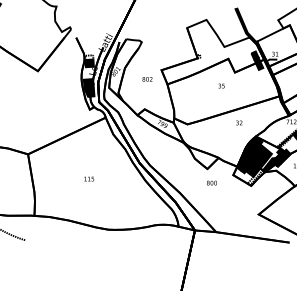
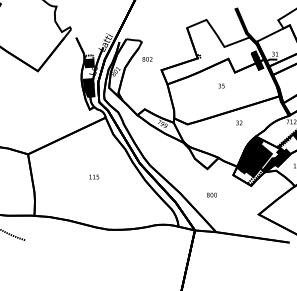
text position: (147, 79) -> (147, 59) (147, 59)
text position: (89, 178) -> (94, 176) (94, 176)
text position: (211, 182) -> (211, 194) (211, 194)
